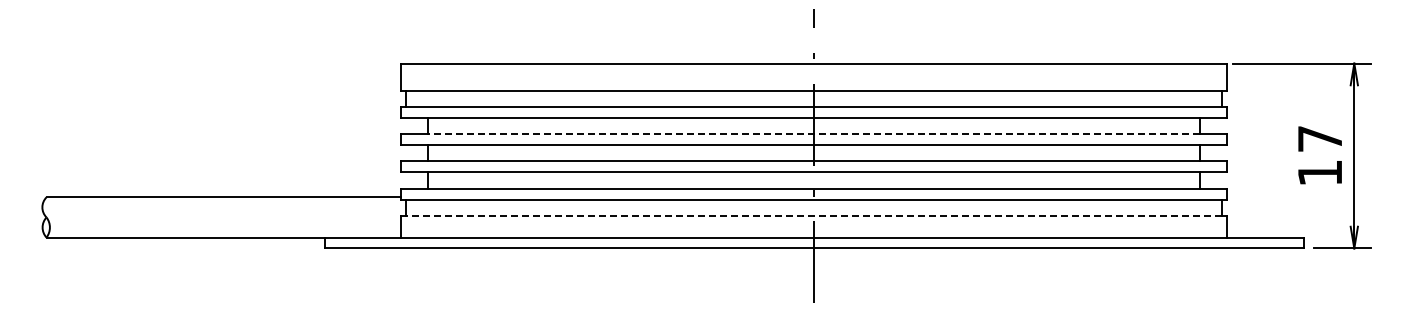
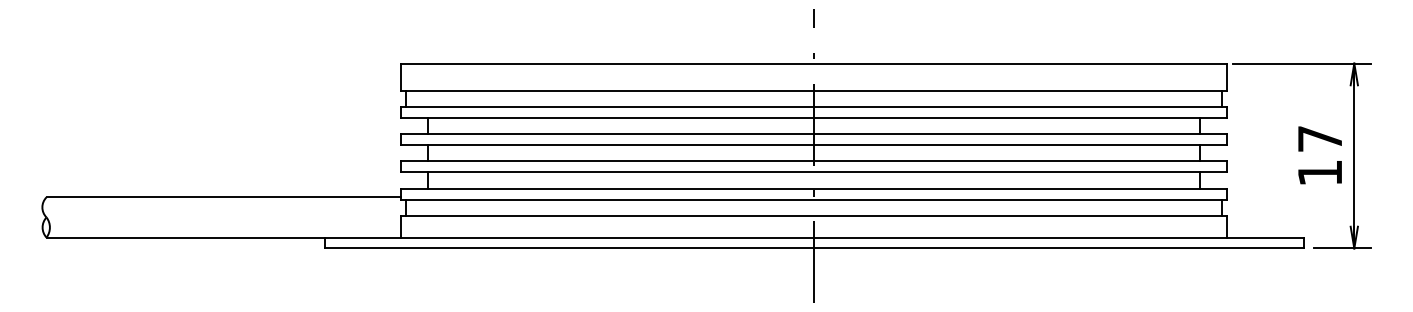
line: dashed -> solid (813, 134)
line: dashed -> solid (814, 215)
